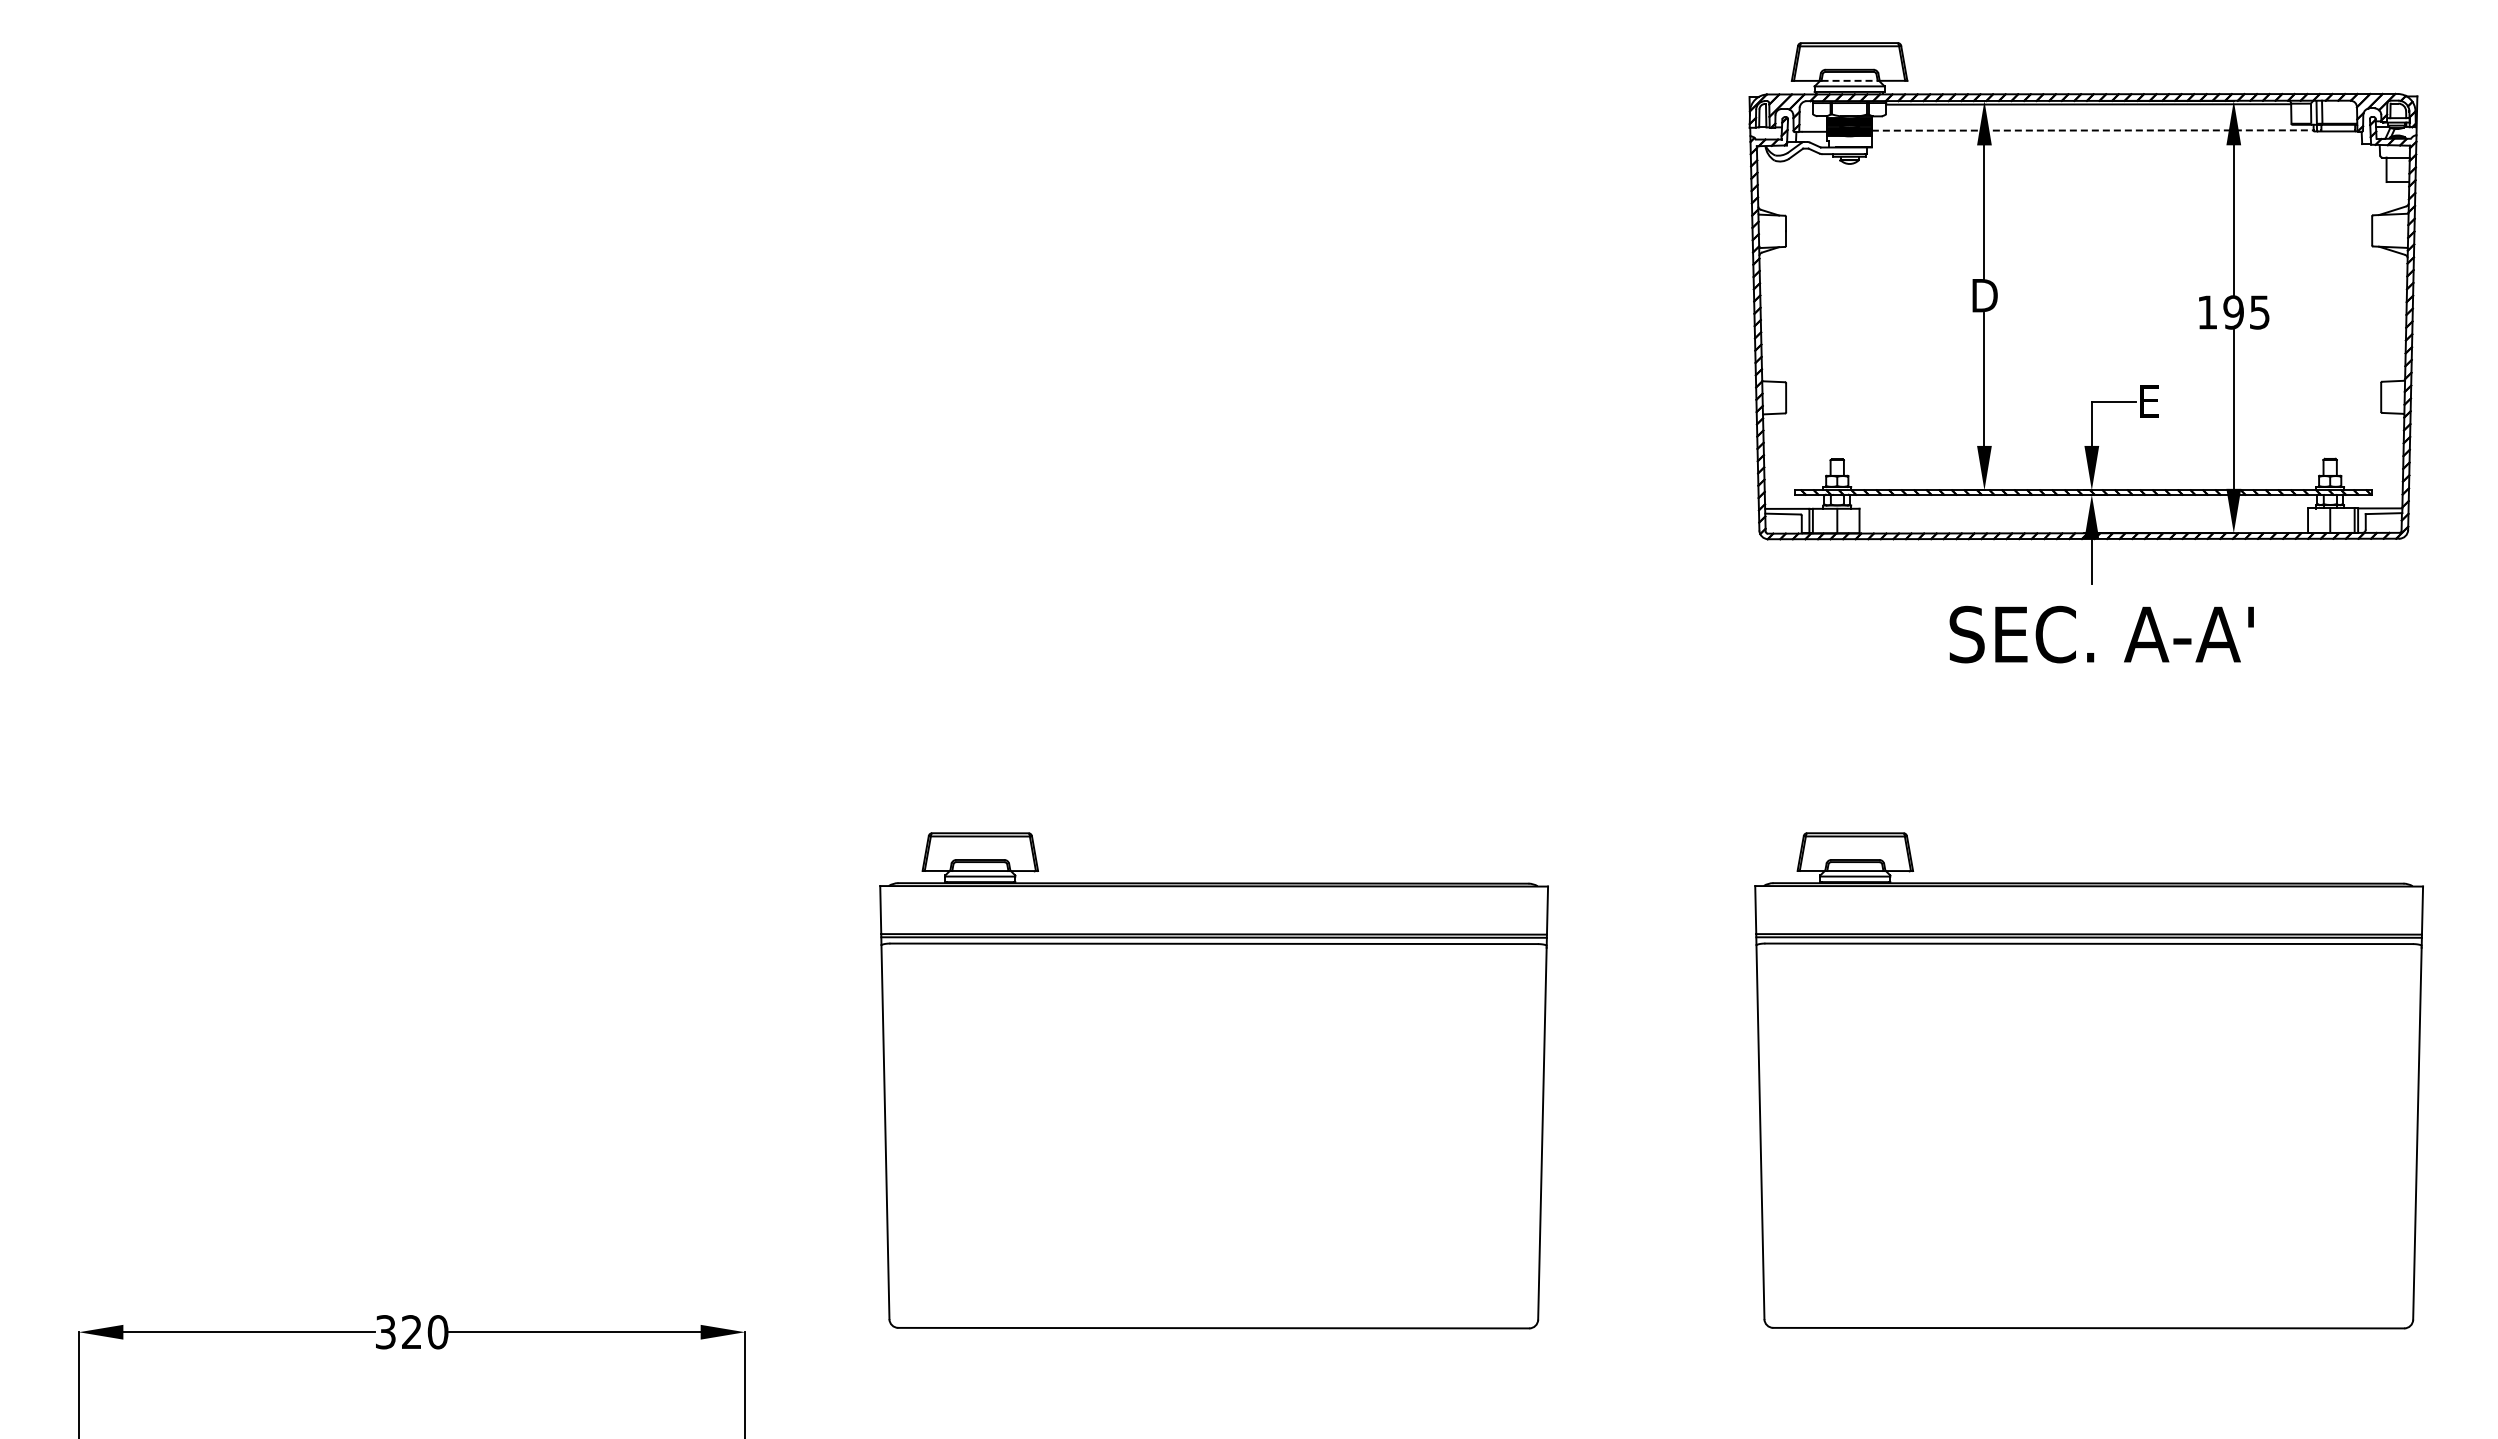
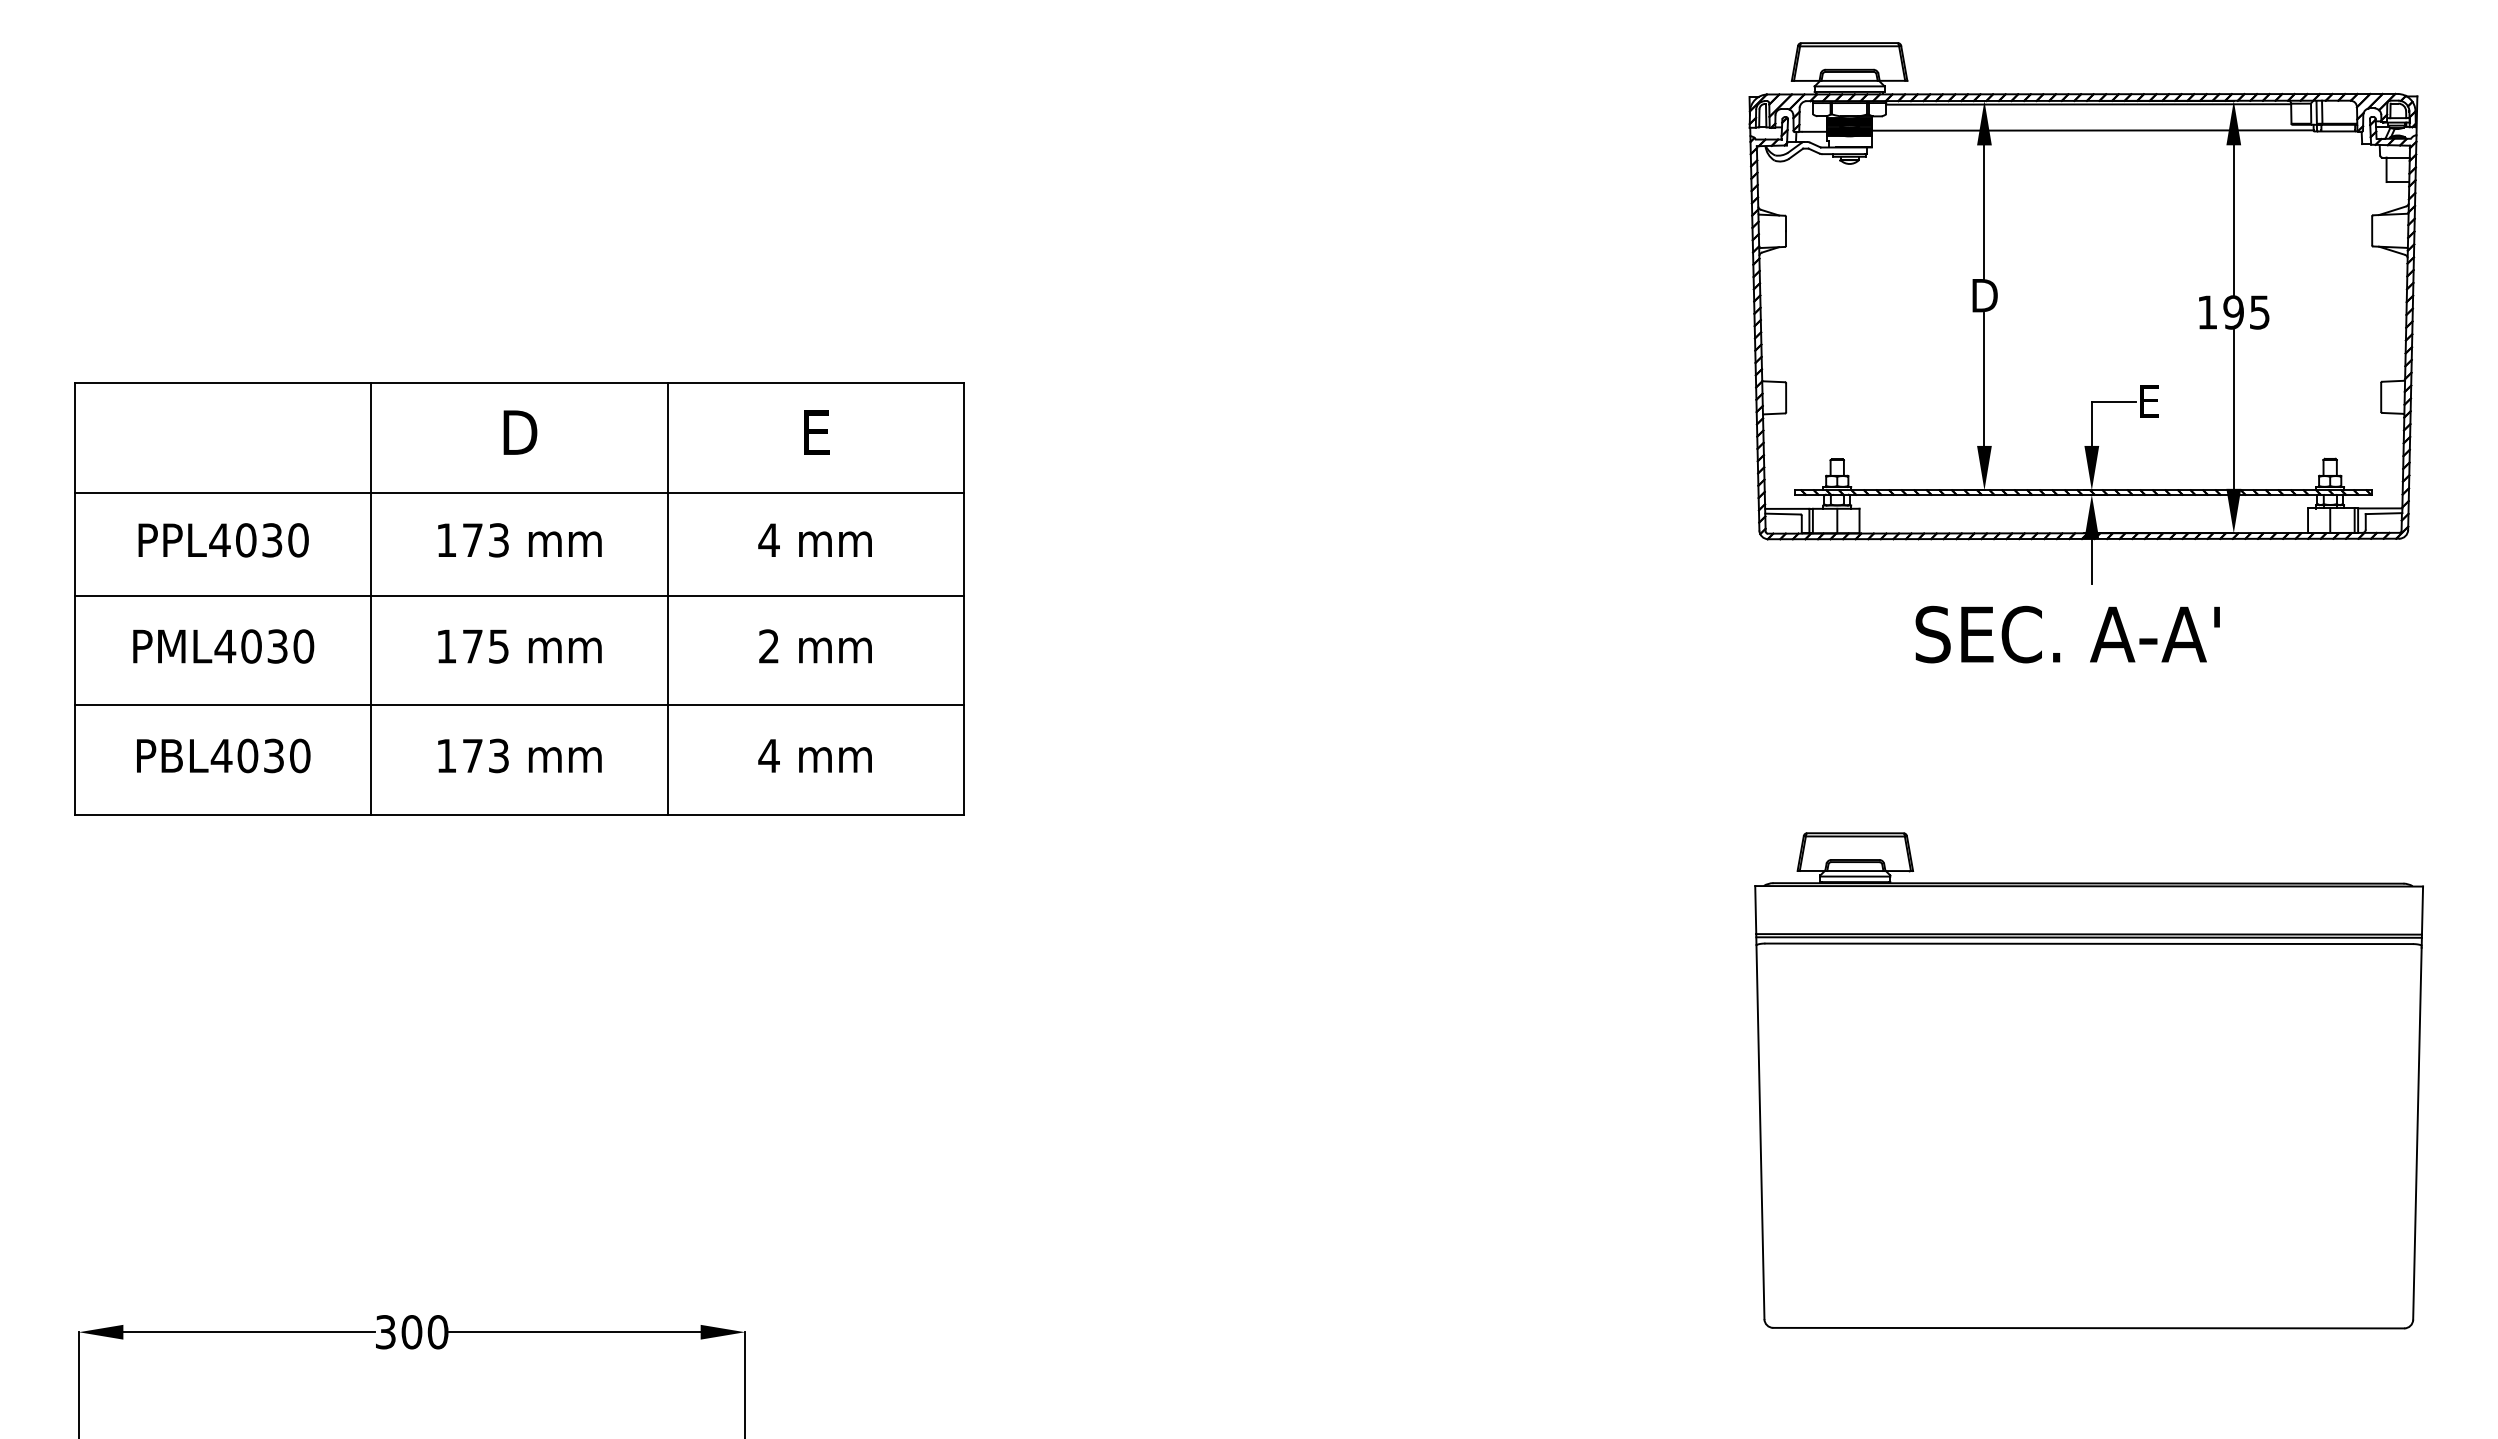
line: dashed -> solid (1850, 80)
line: dashed -> solid (2092, 130)
part: none -> present (519, 598)
text position: (2101, 634) -> (2067, 634) (2067, 634)
part: present -> none (1213, 1080)
text: 320 -> 300 (411, 1332)
